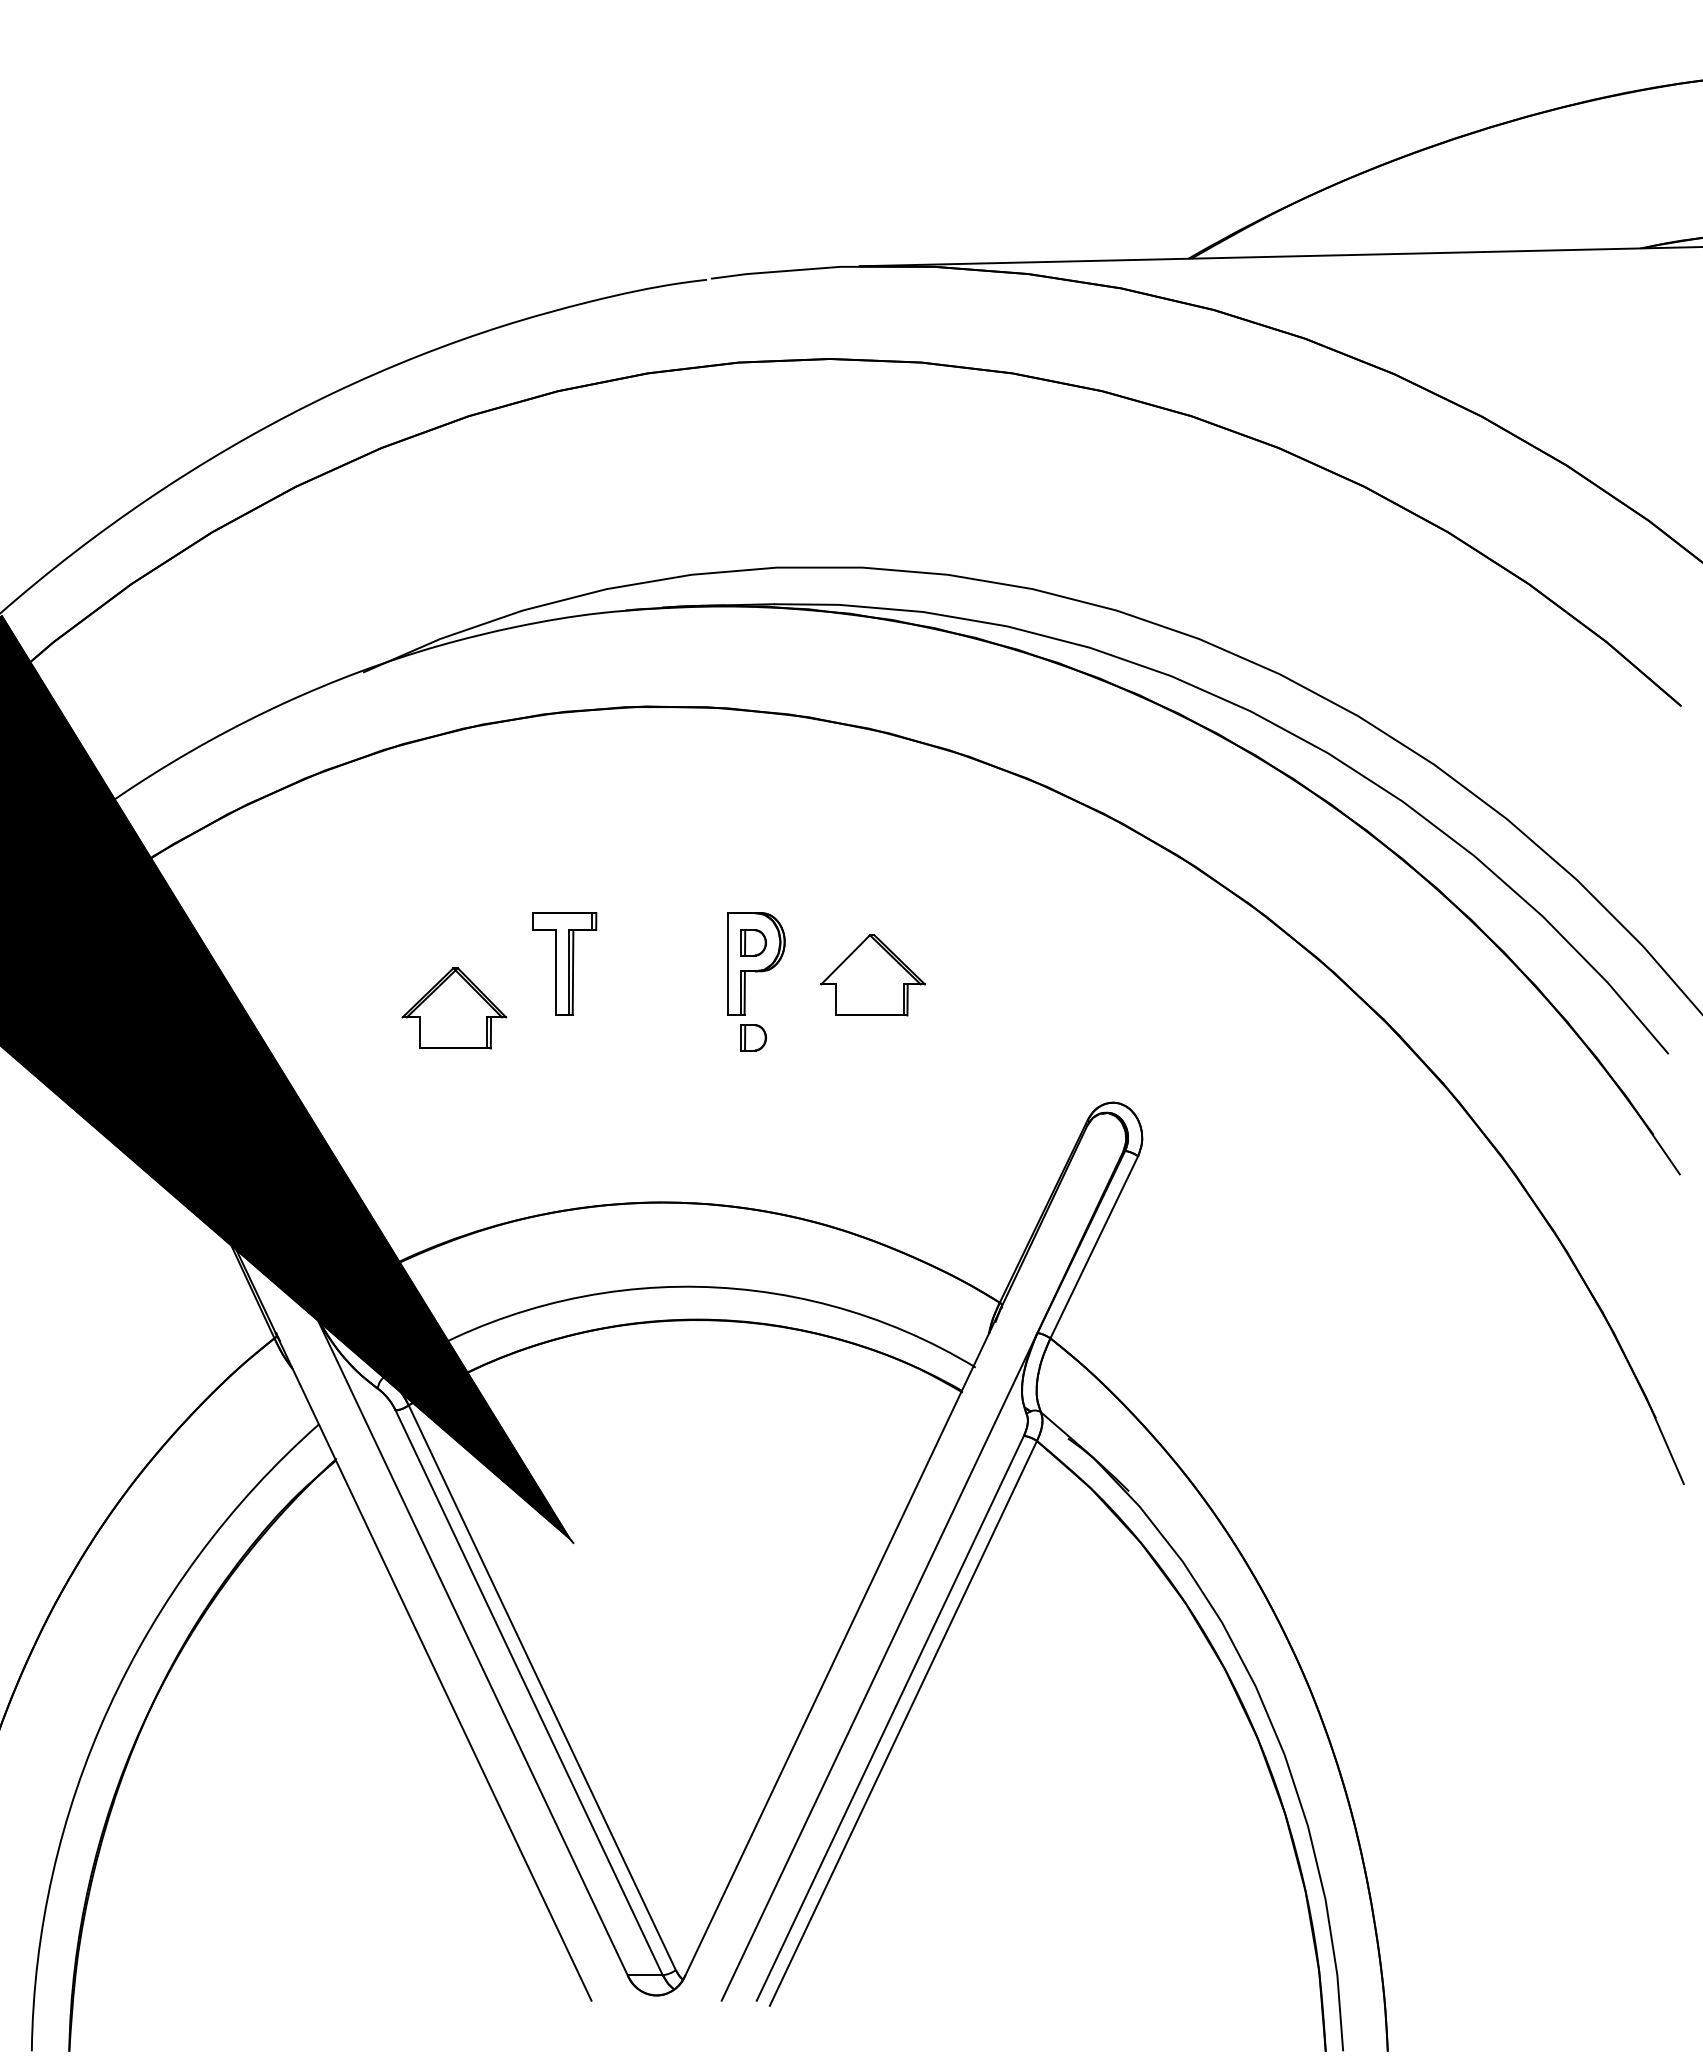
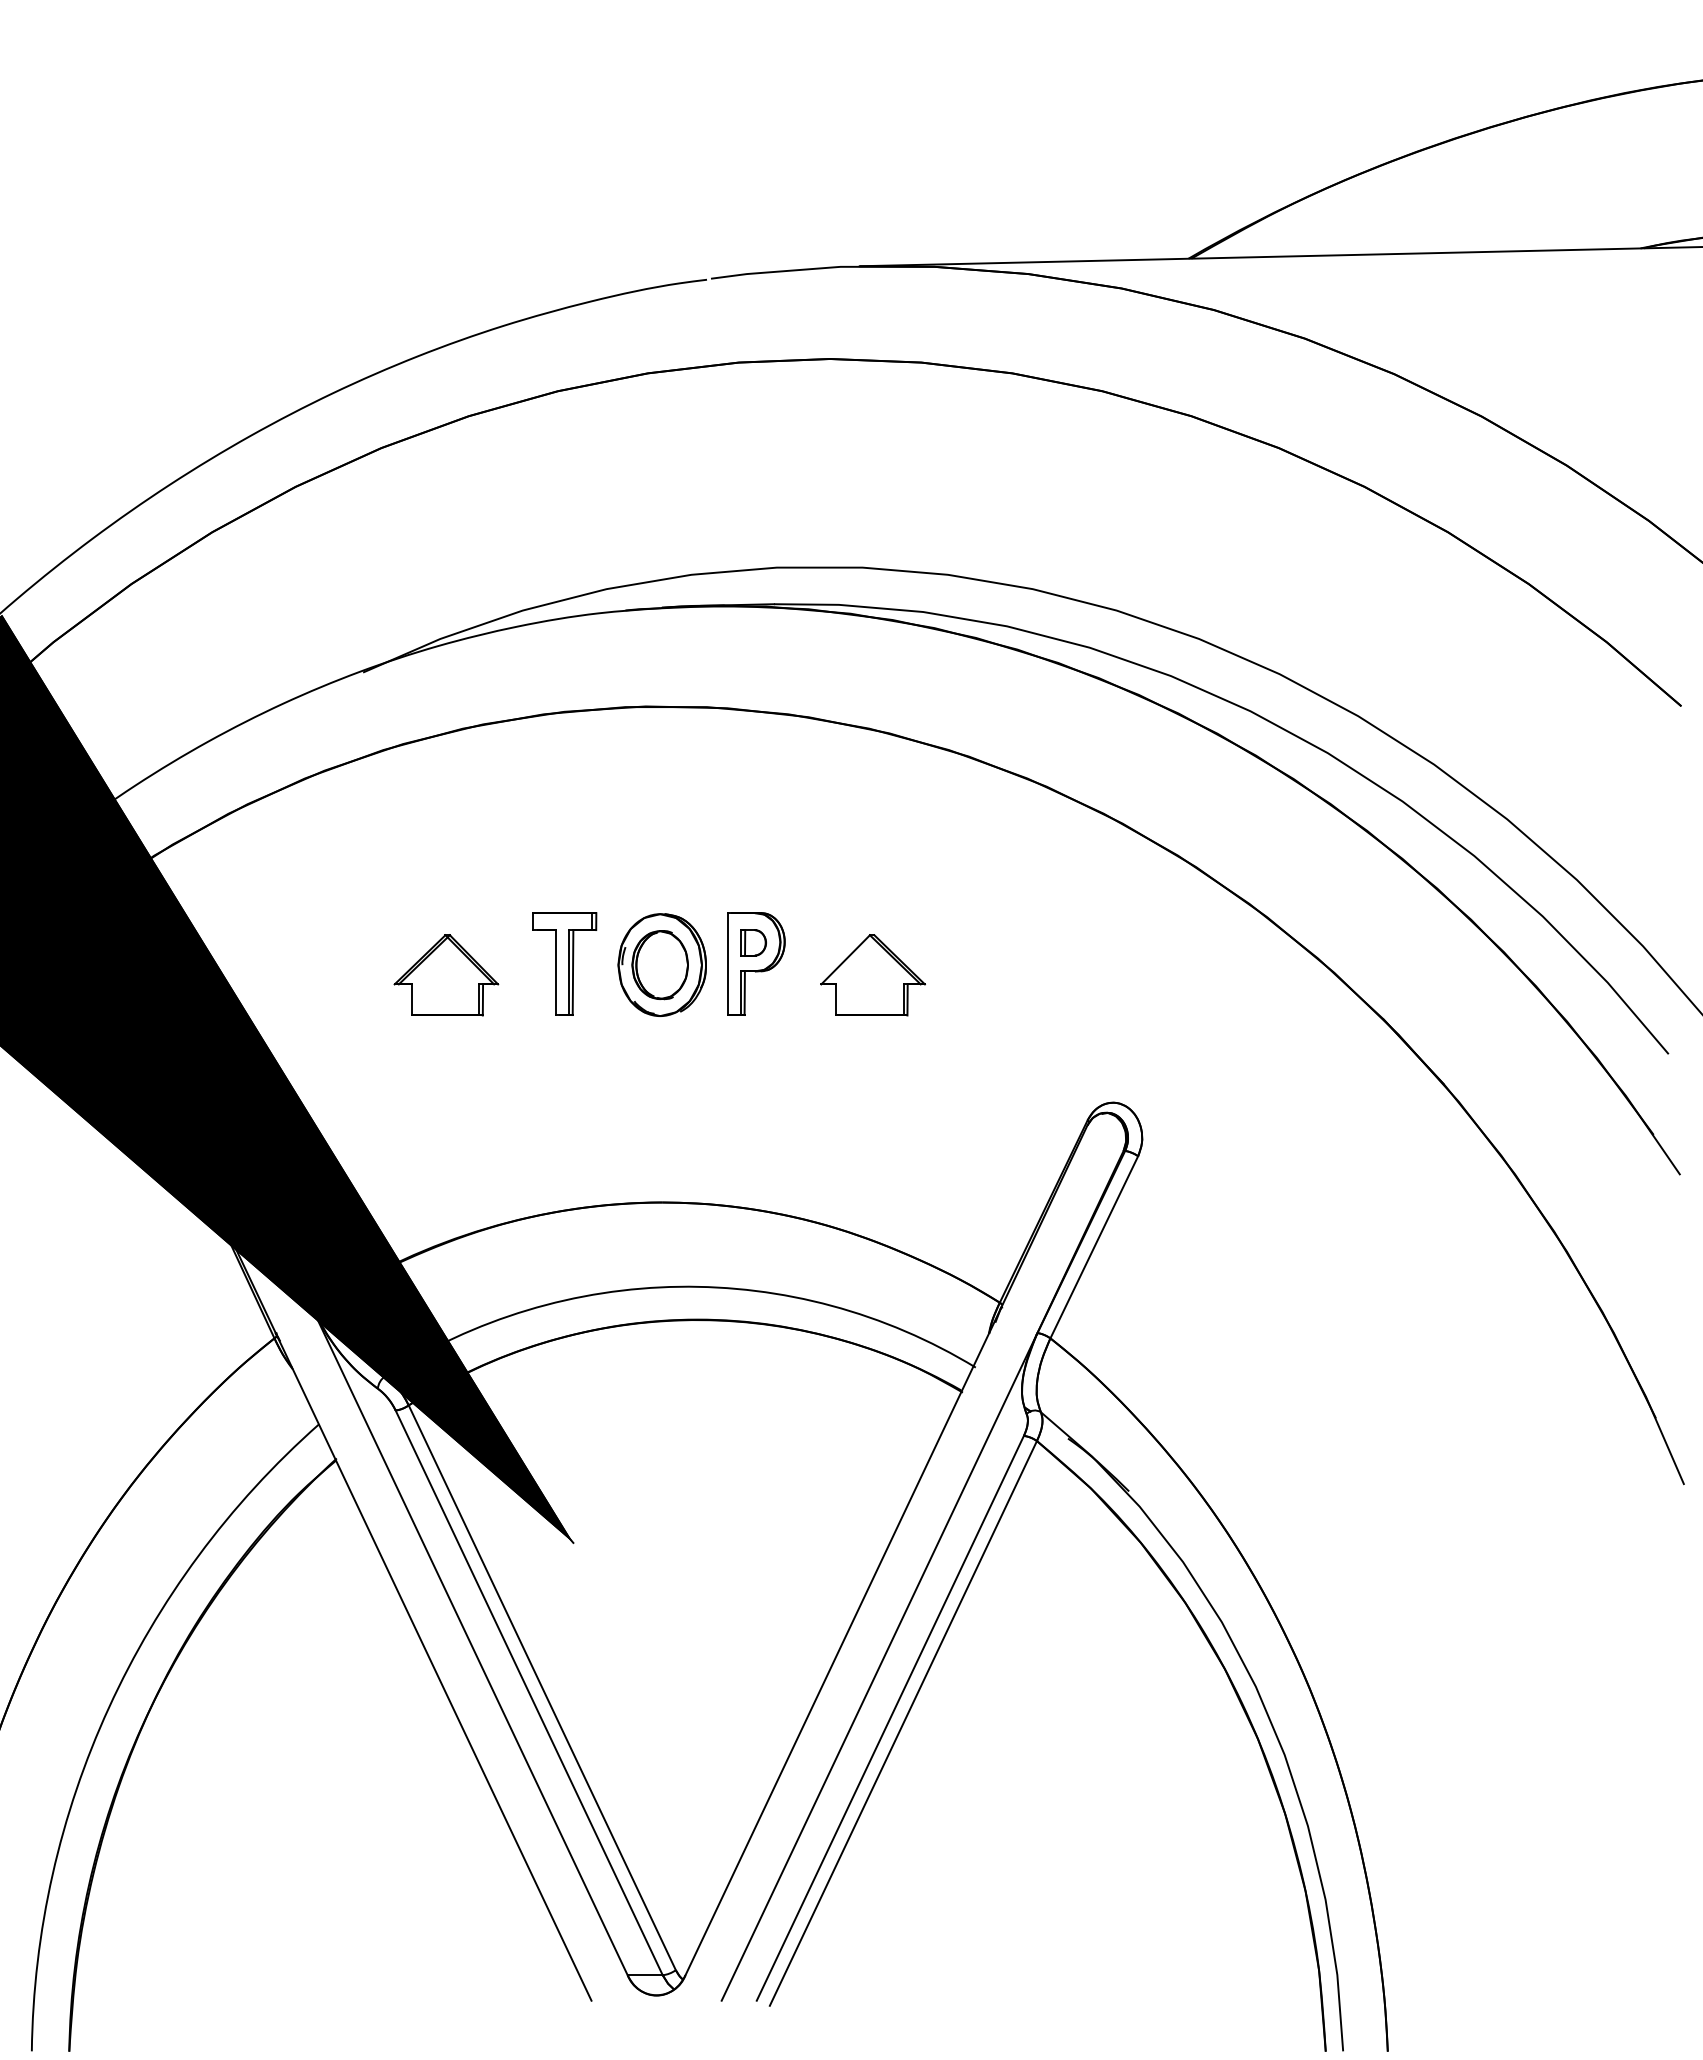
part: none -> present (661, 964)
part position: (454, 1008) -> (446, 975) (446, 975)
part: present -> none (753, 1037)
